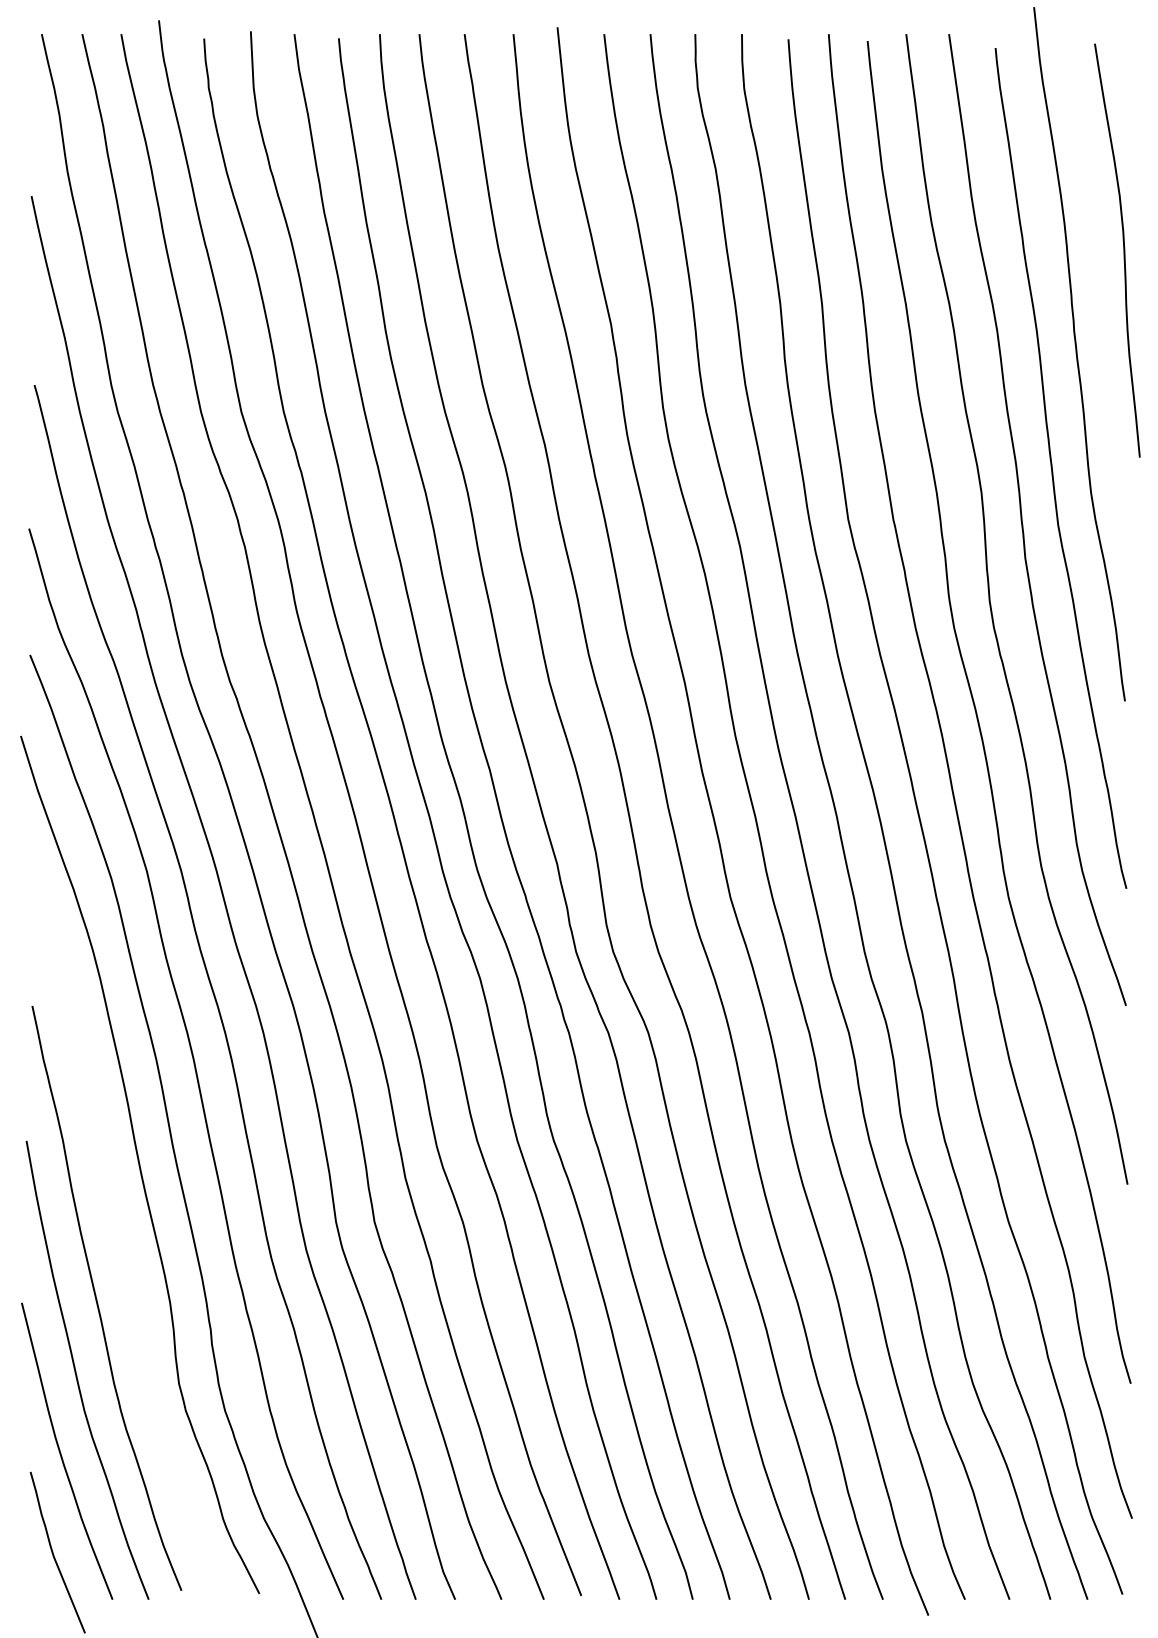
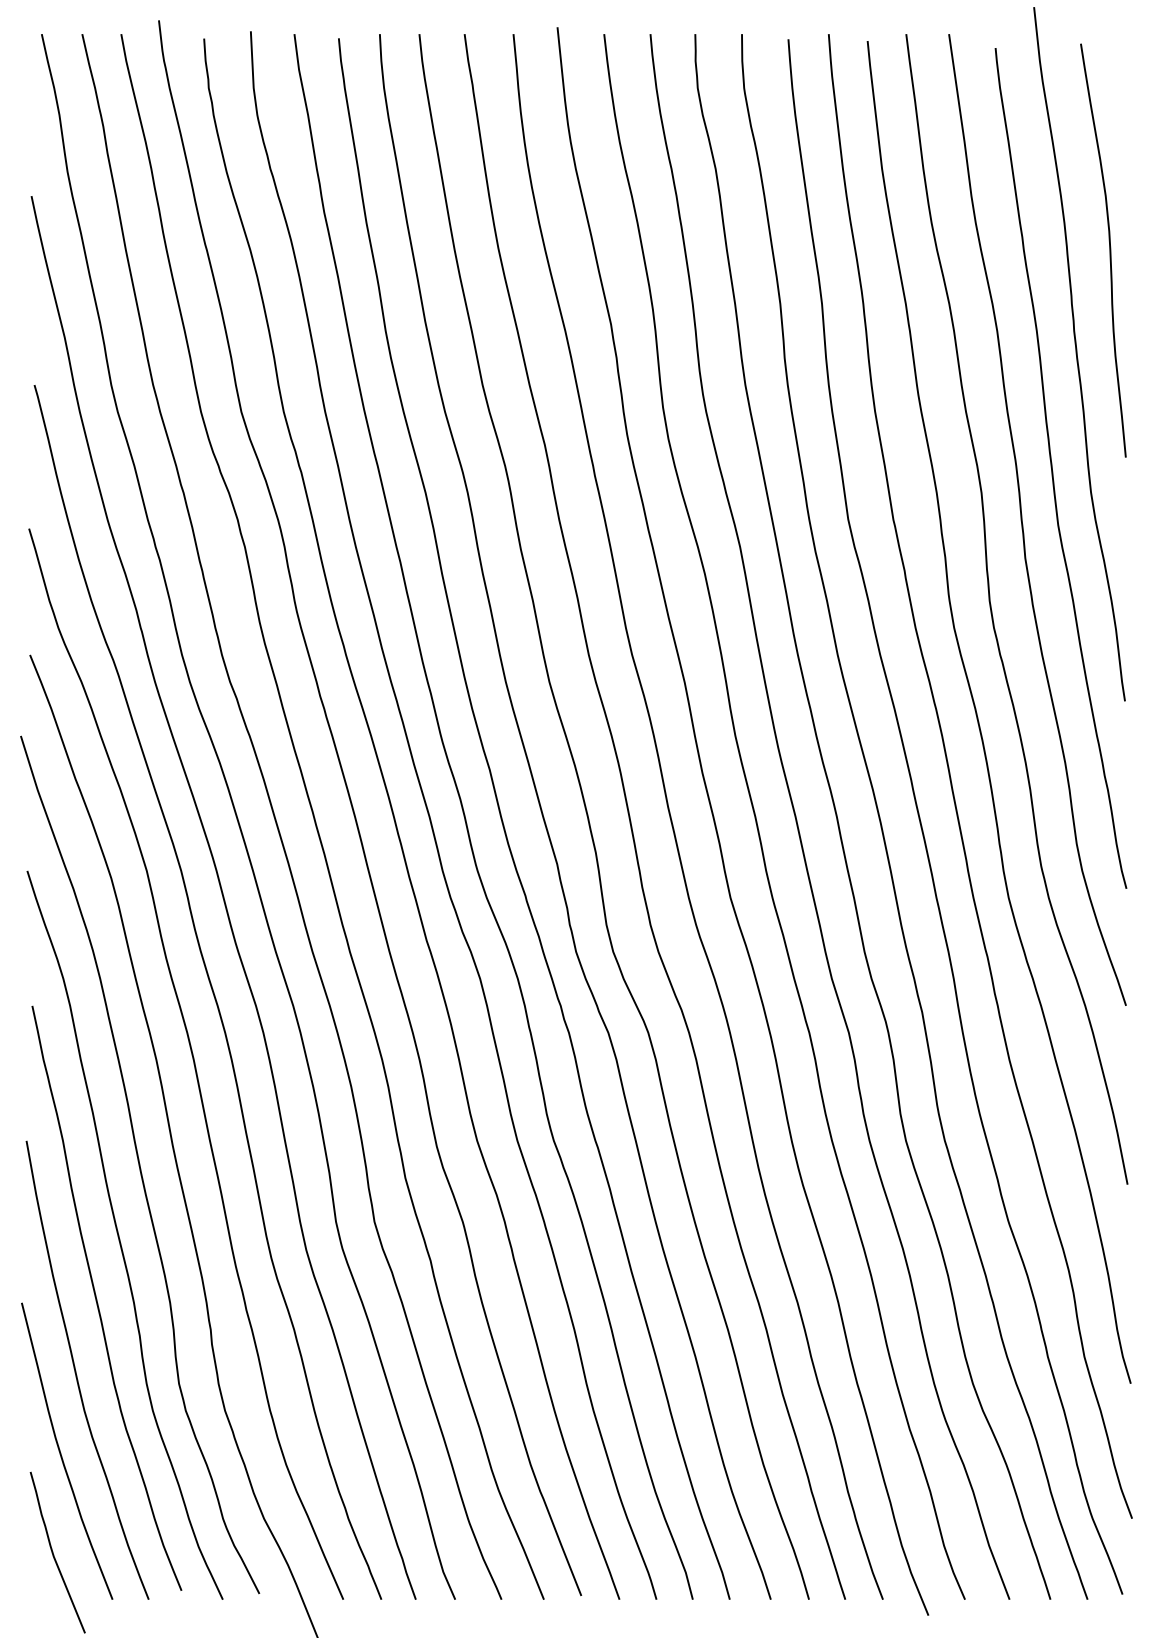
curve position: (1123, 250) -> (1109, 250) (1109, 250)
curve: none -> present (119, 1235)
